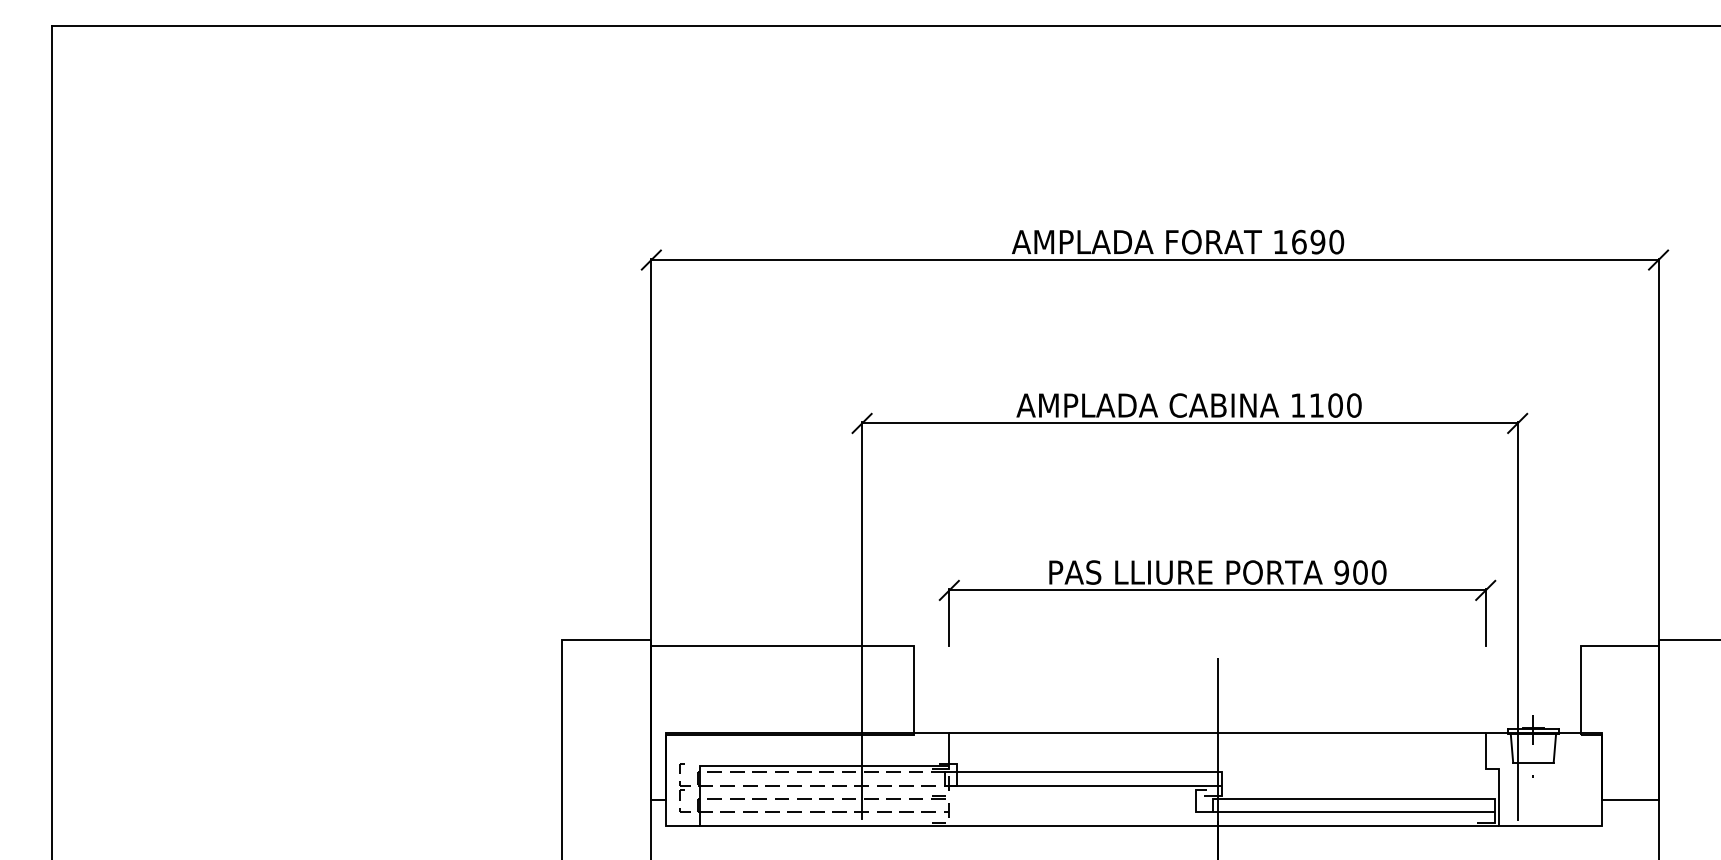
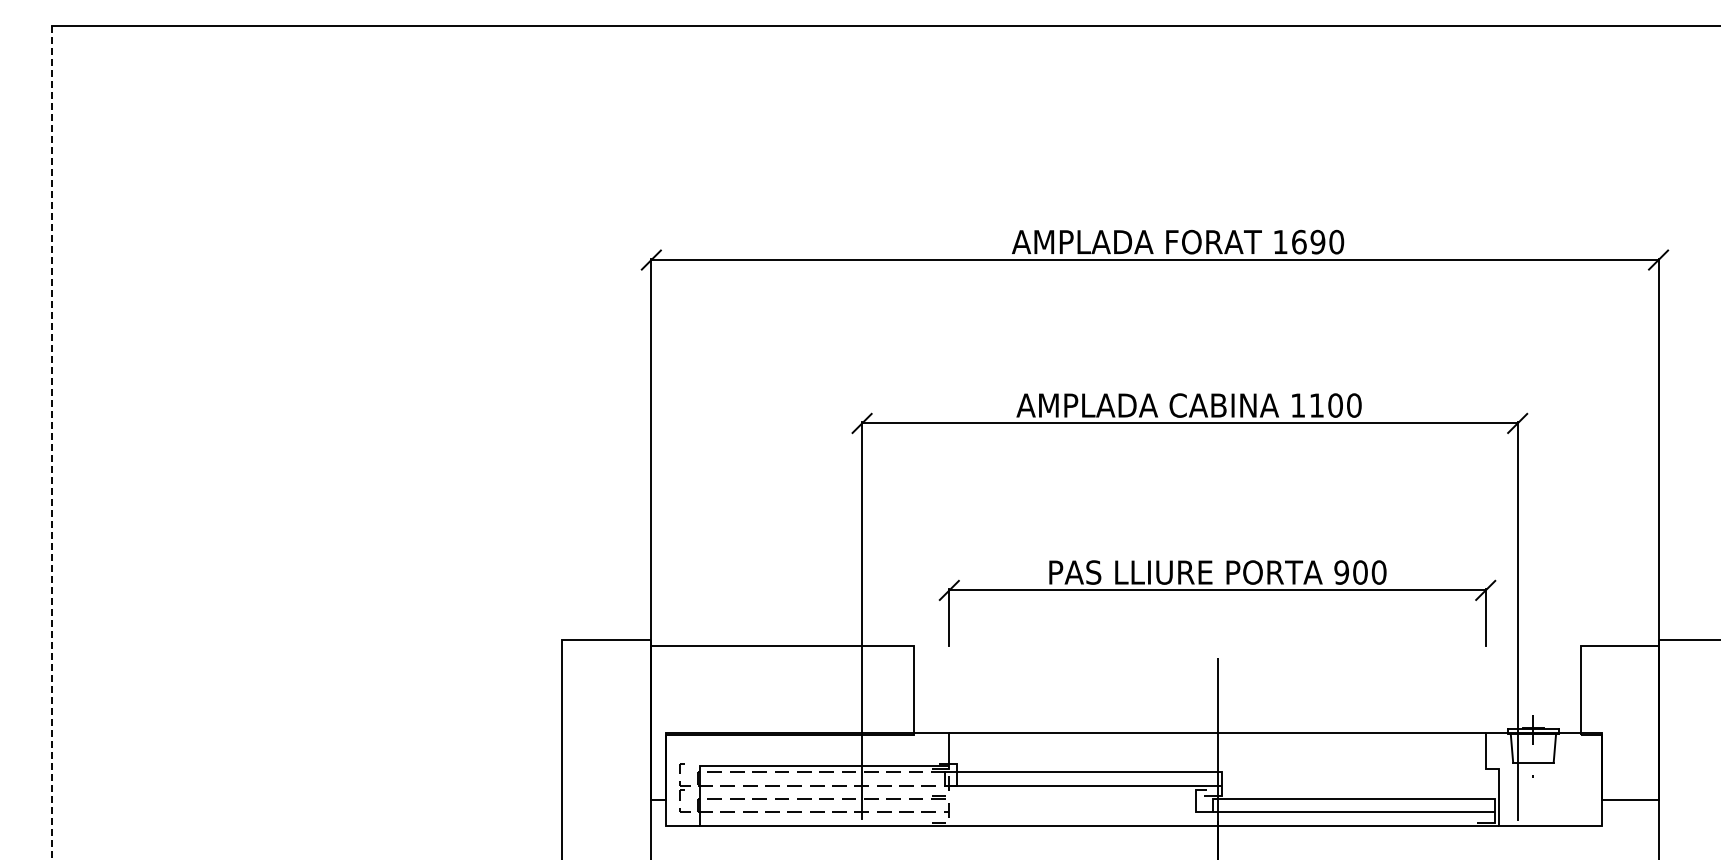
line: solid -> dashed (51, 442)
